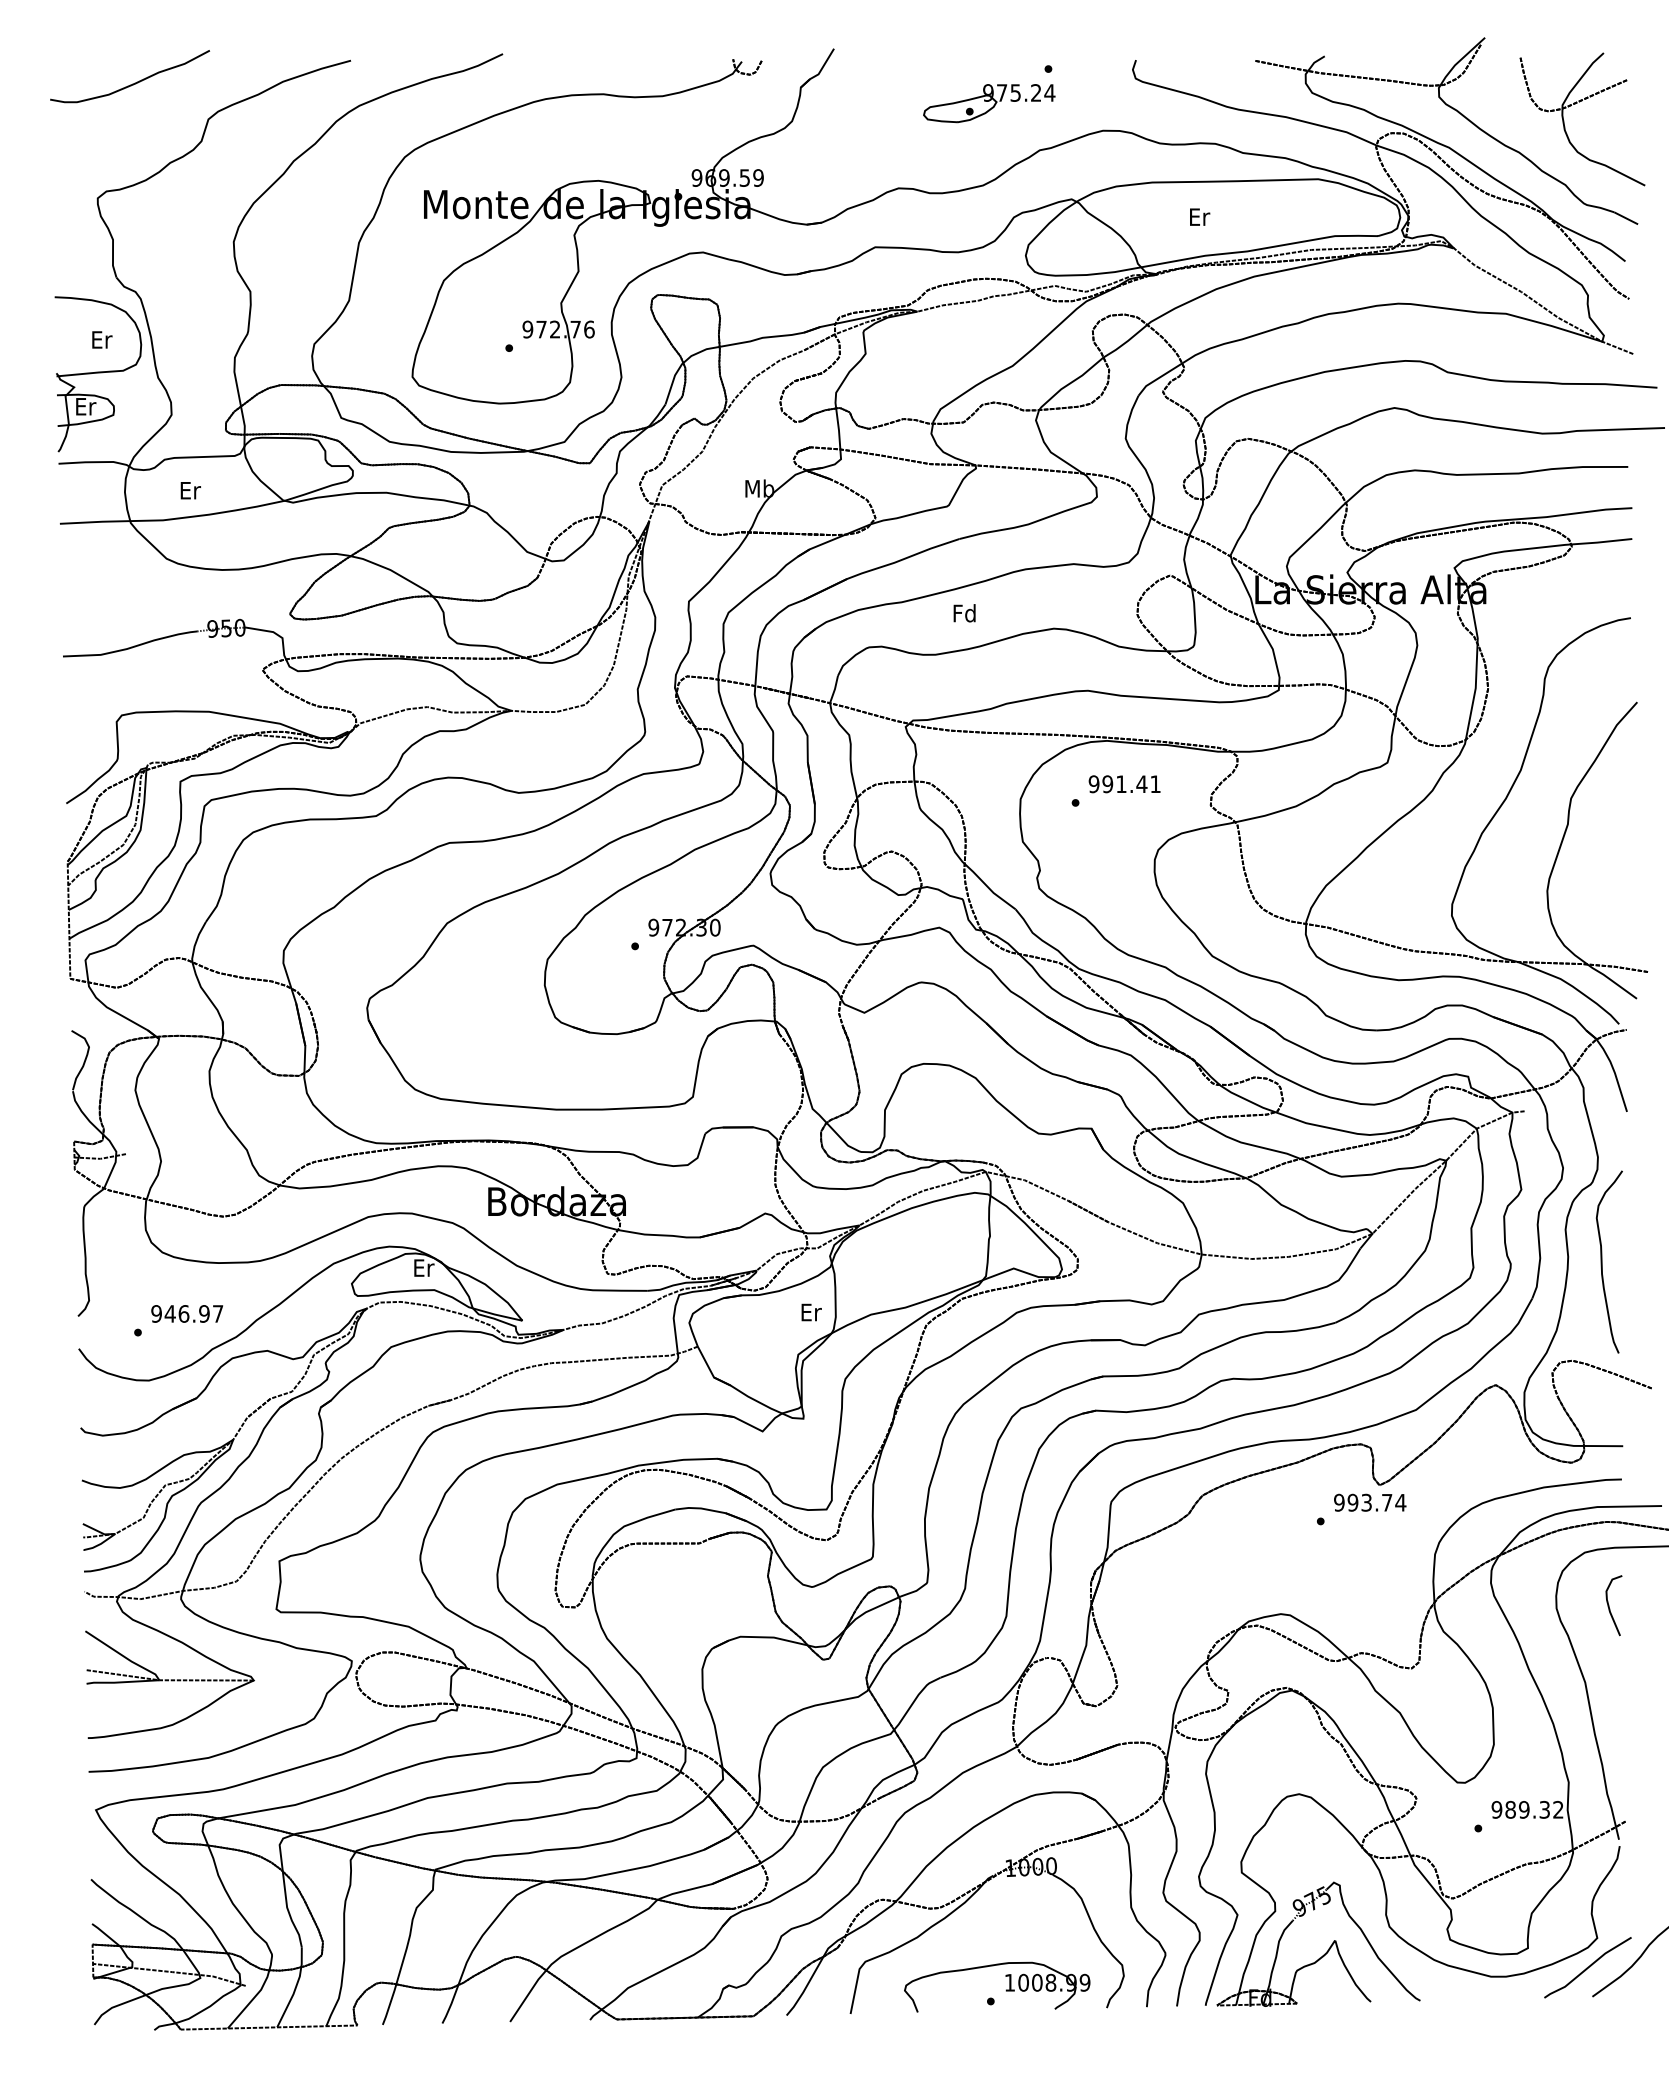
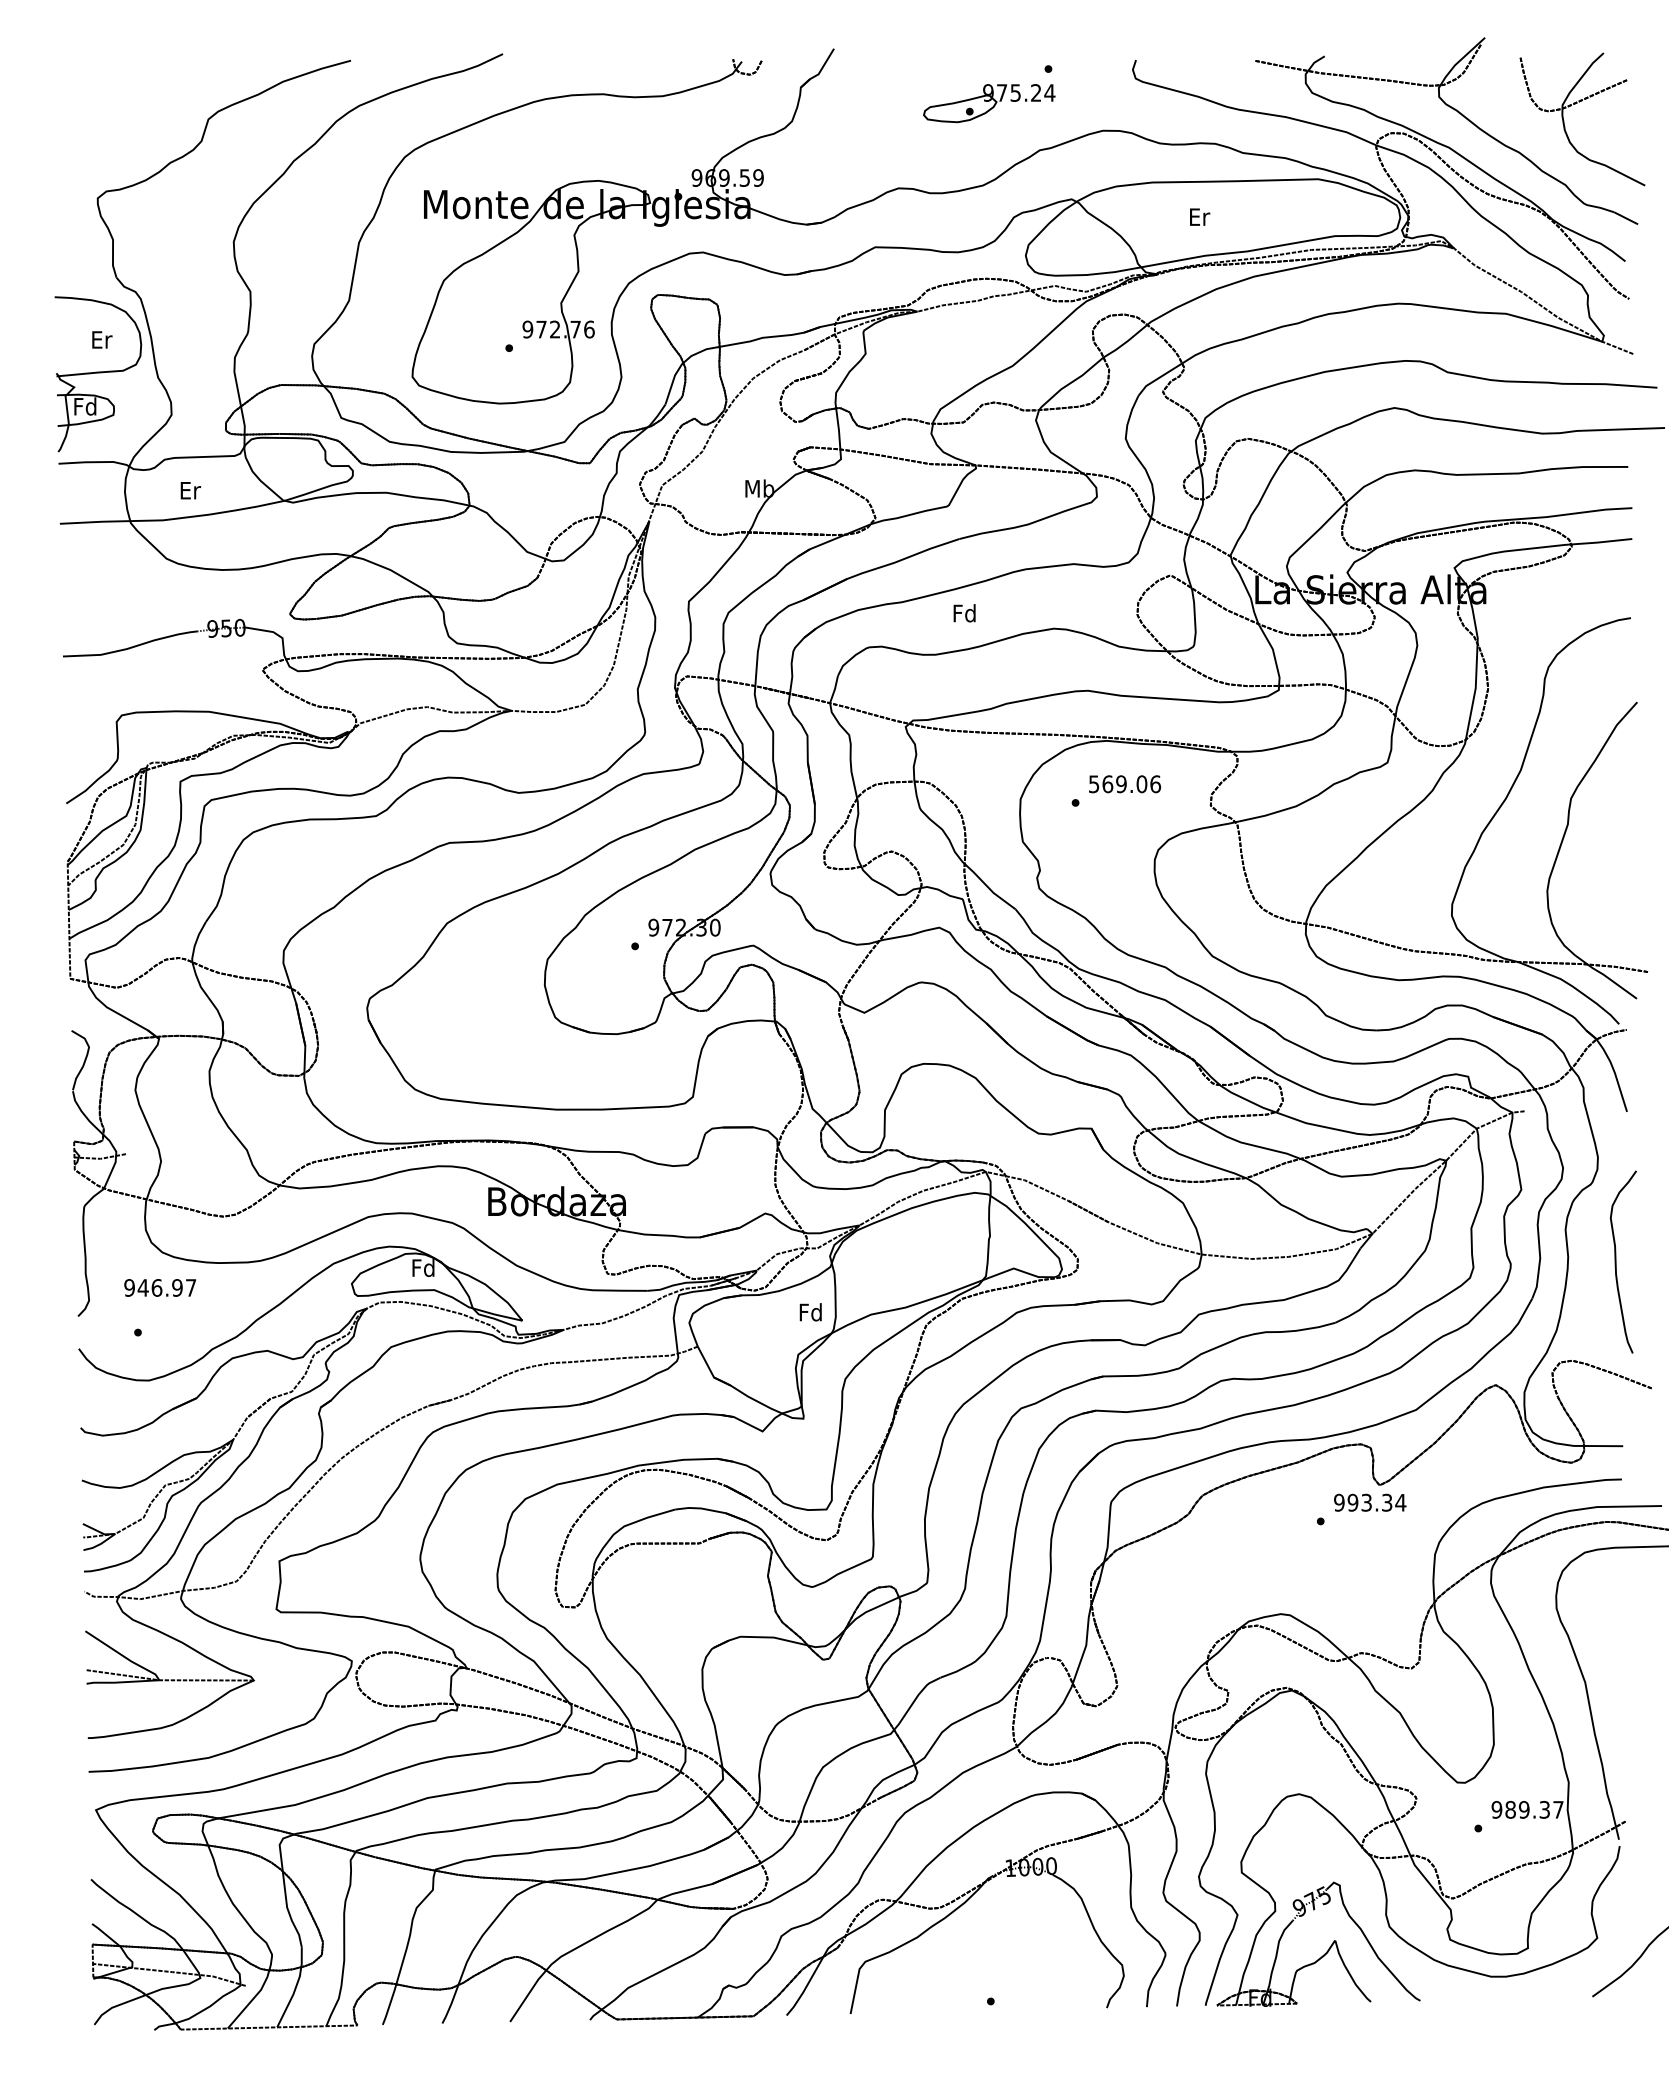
curve: present -> none (132, 83)
text: Er -> Fd (85, 406)
text: 991.41 -> 569.06 (1124, 784)
curve position: (1602, 1261) -> (1616, 1261) (1616, 1261)
text: Er -> Fd (423, 1268)
text: Er -> Fd (810, 1312)
text position: (187, 1313) -> (160, 1287) (160, 1287)
text: 993.74 -> 993.34 (1387, 1502)
curve: present -> none (1609, 1605)
text: 989.32 -> 989.37 (1558, 1809)
line: present -> none (1587, 1967)
part: present -> none (1005, 1990)
